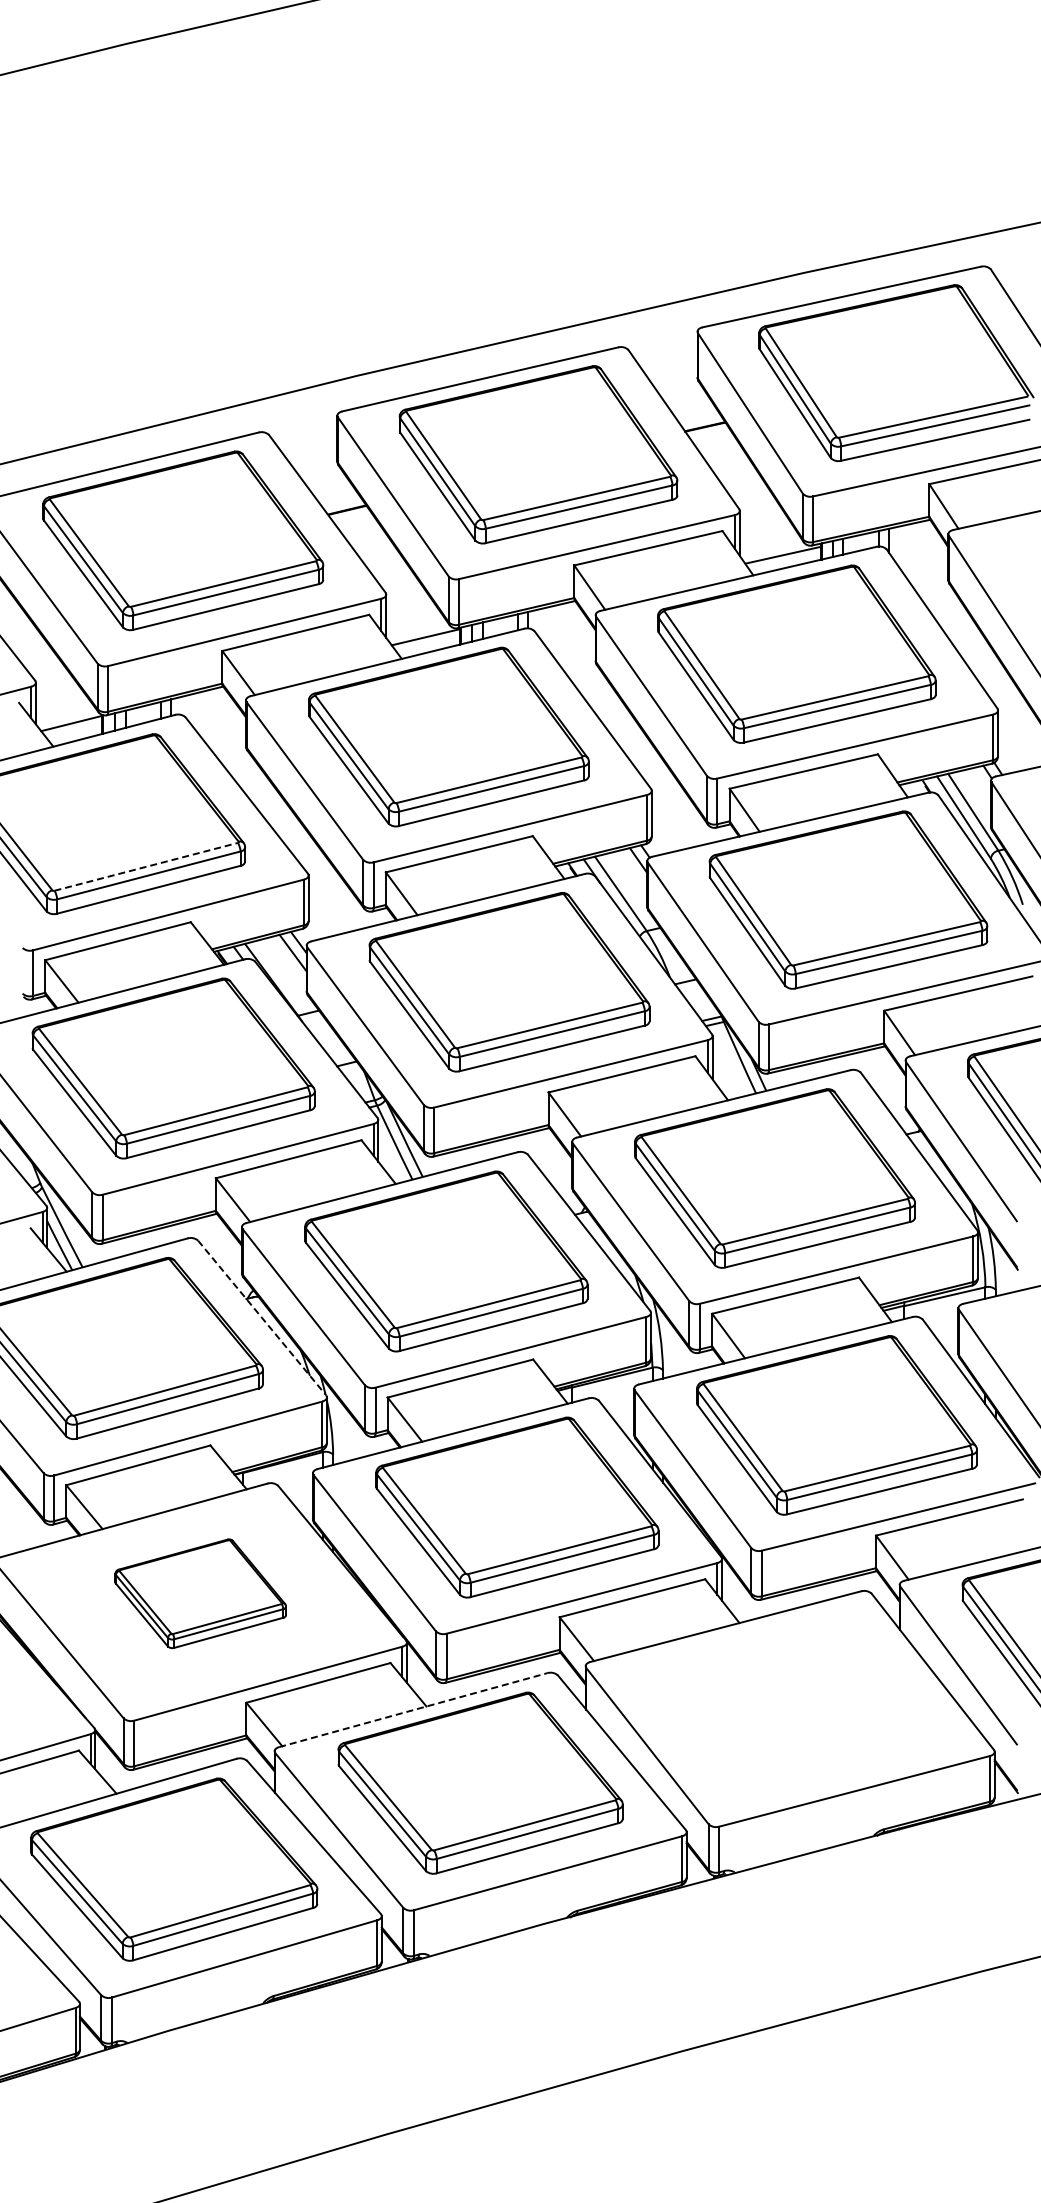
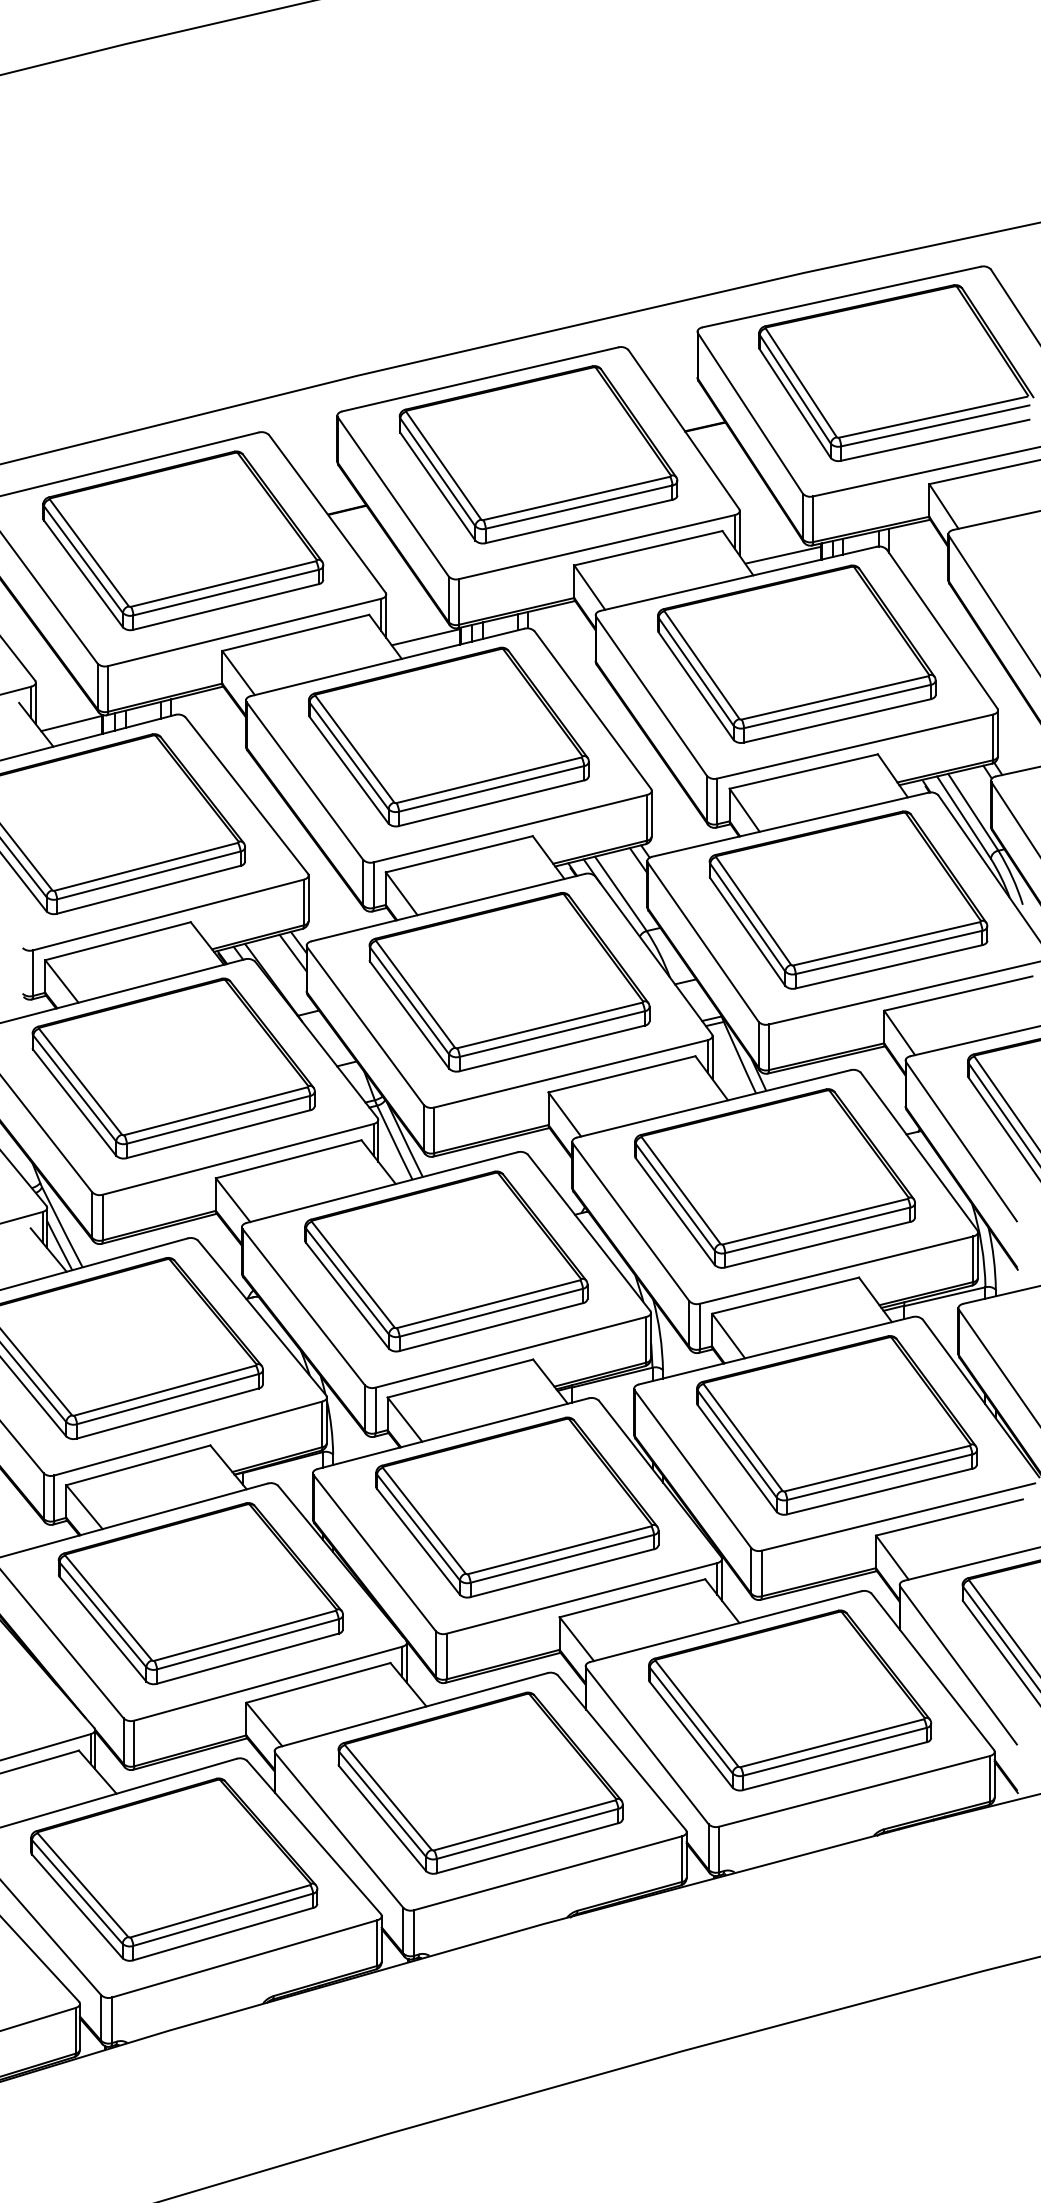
line: dashed -> solid (146, 866)
line: dashed -> solid (262, 1318)
part size: 173x111 px -> 287x184 px (200, 1593)
part: none -> present (790, 1700)
line: dashed -> solid (413, 1710)
